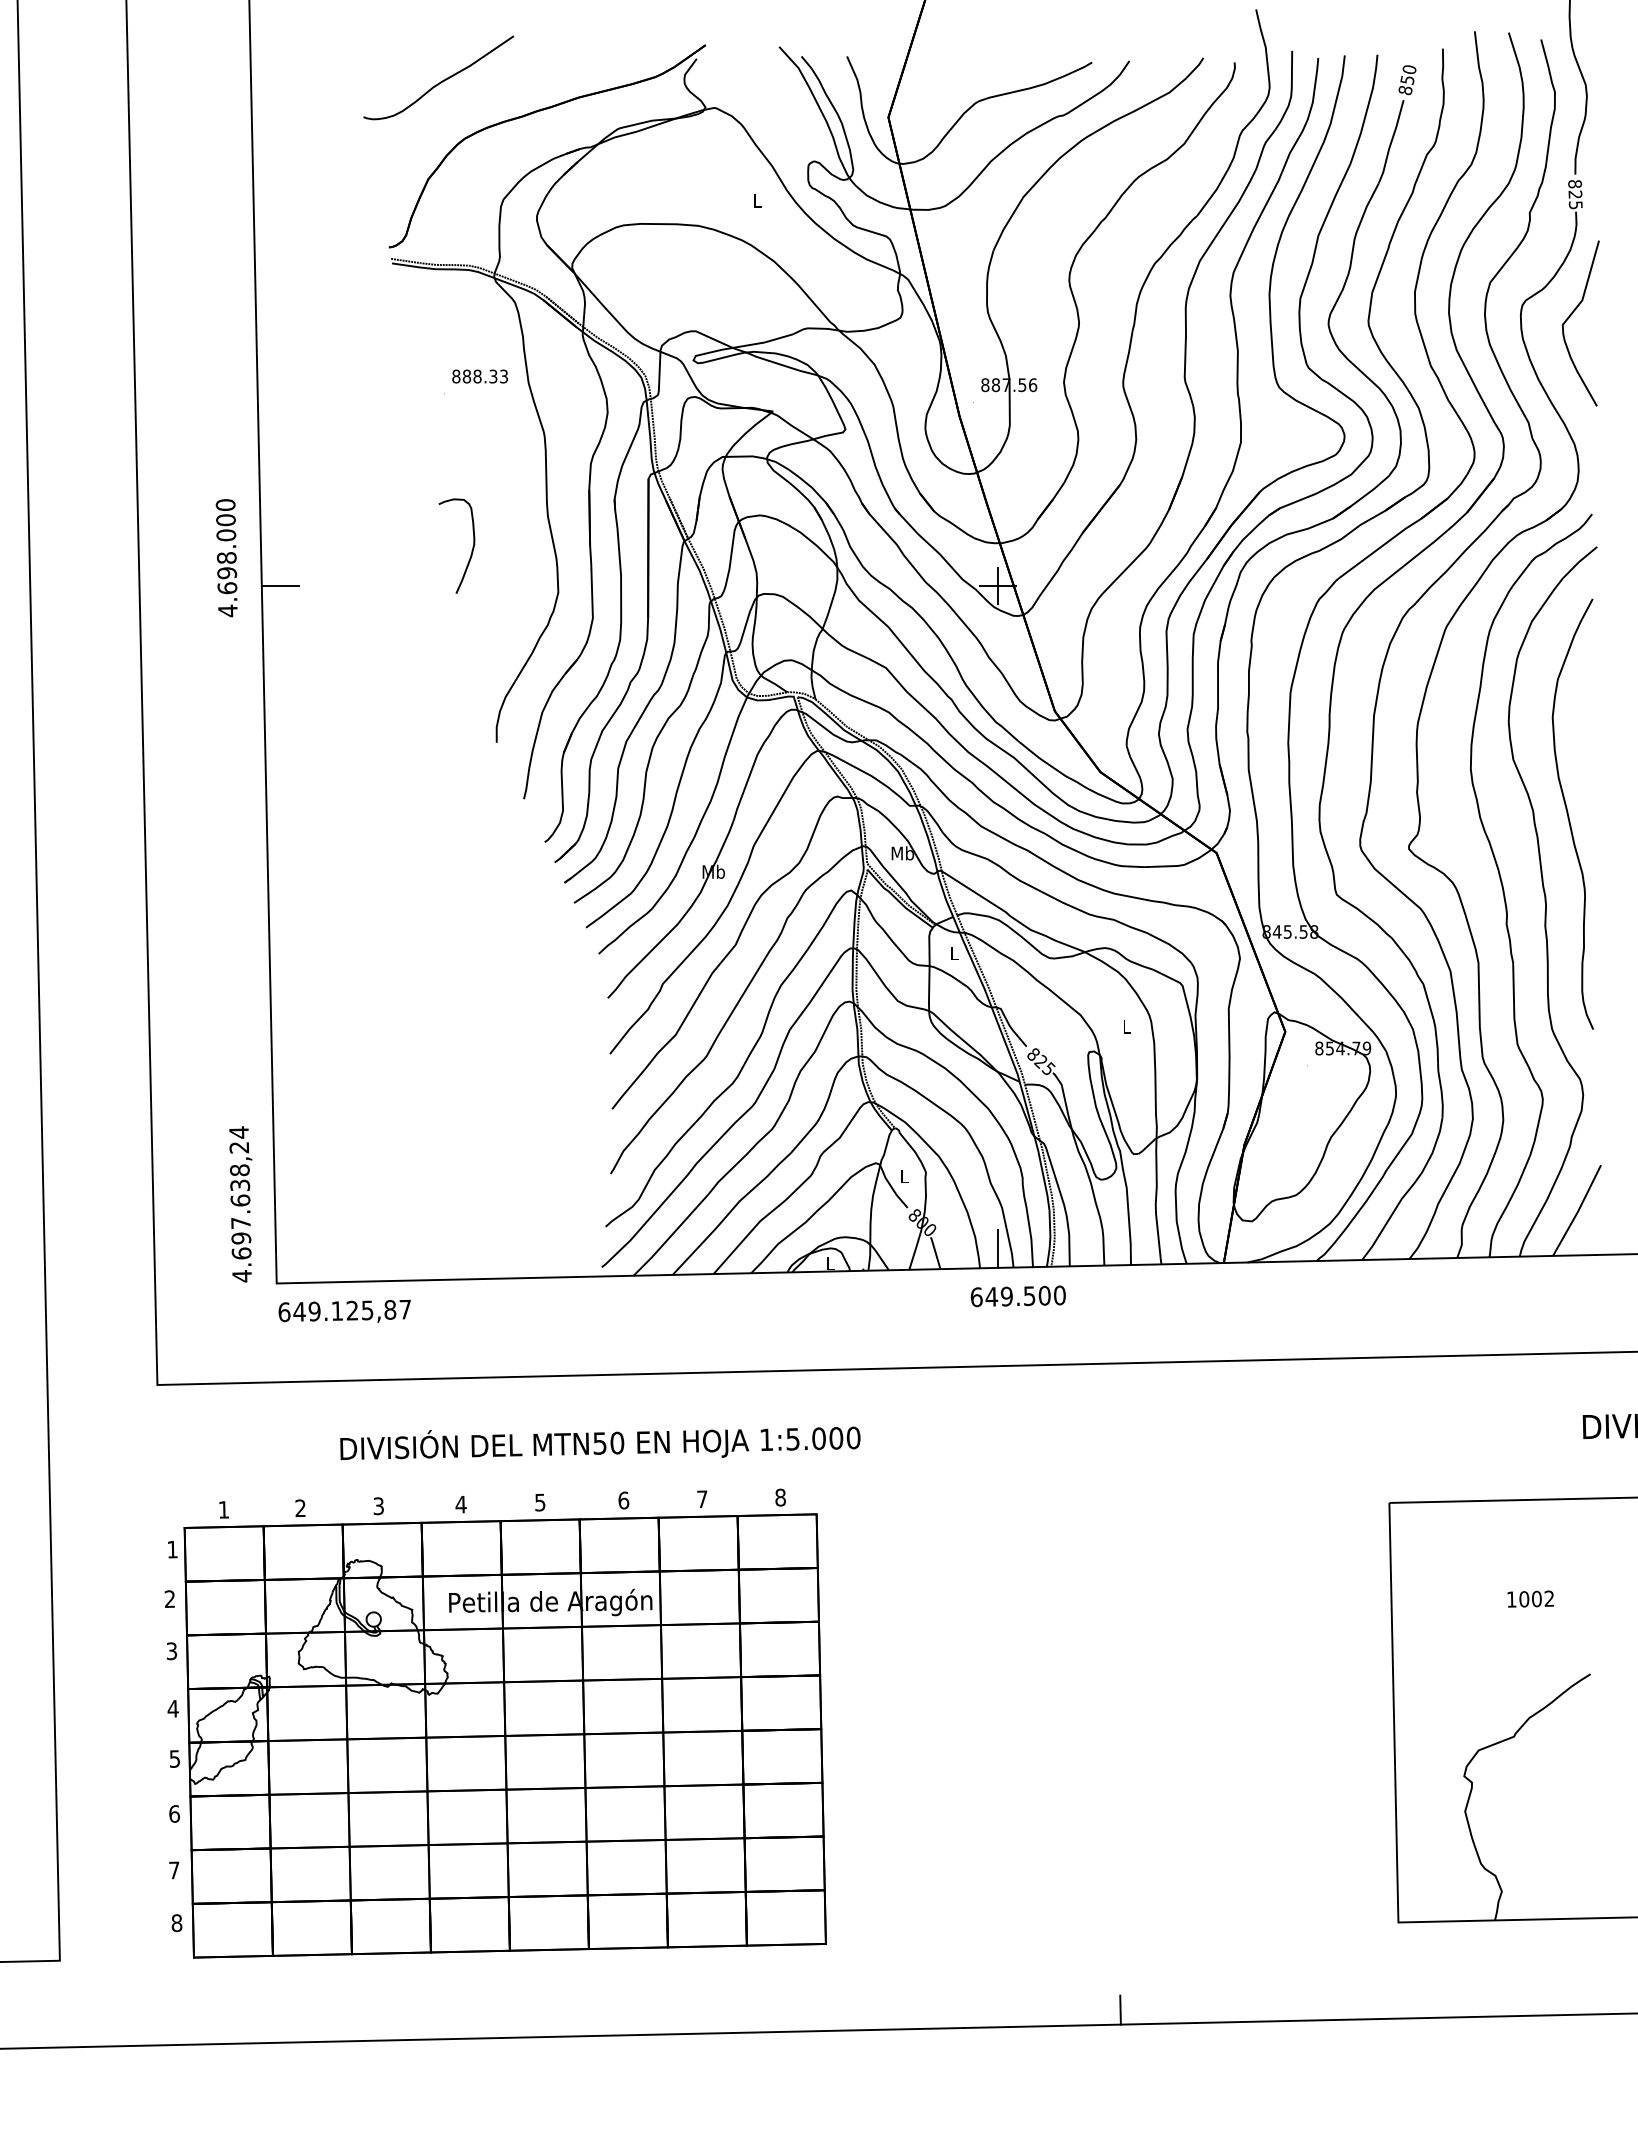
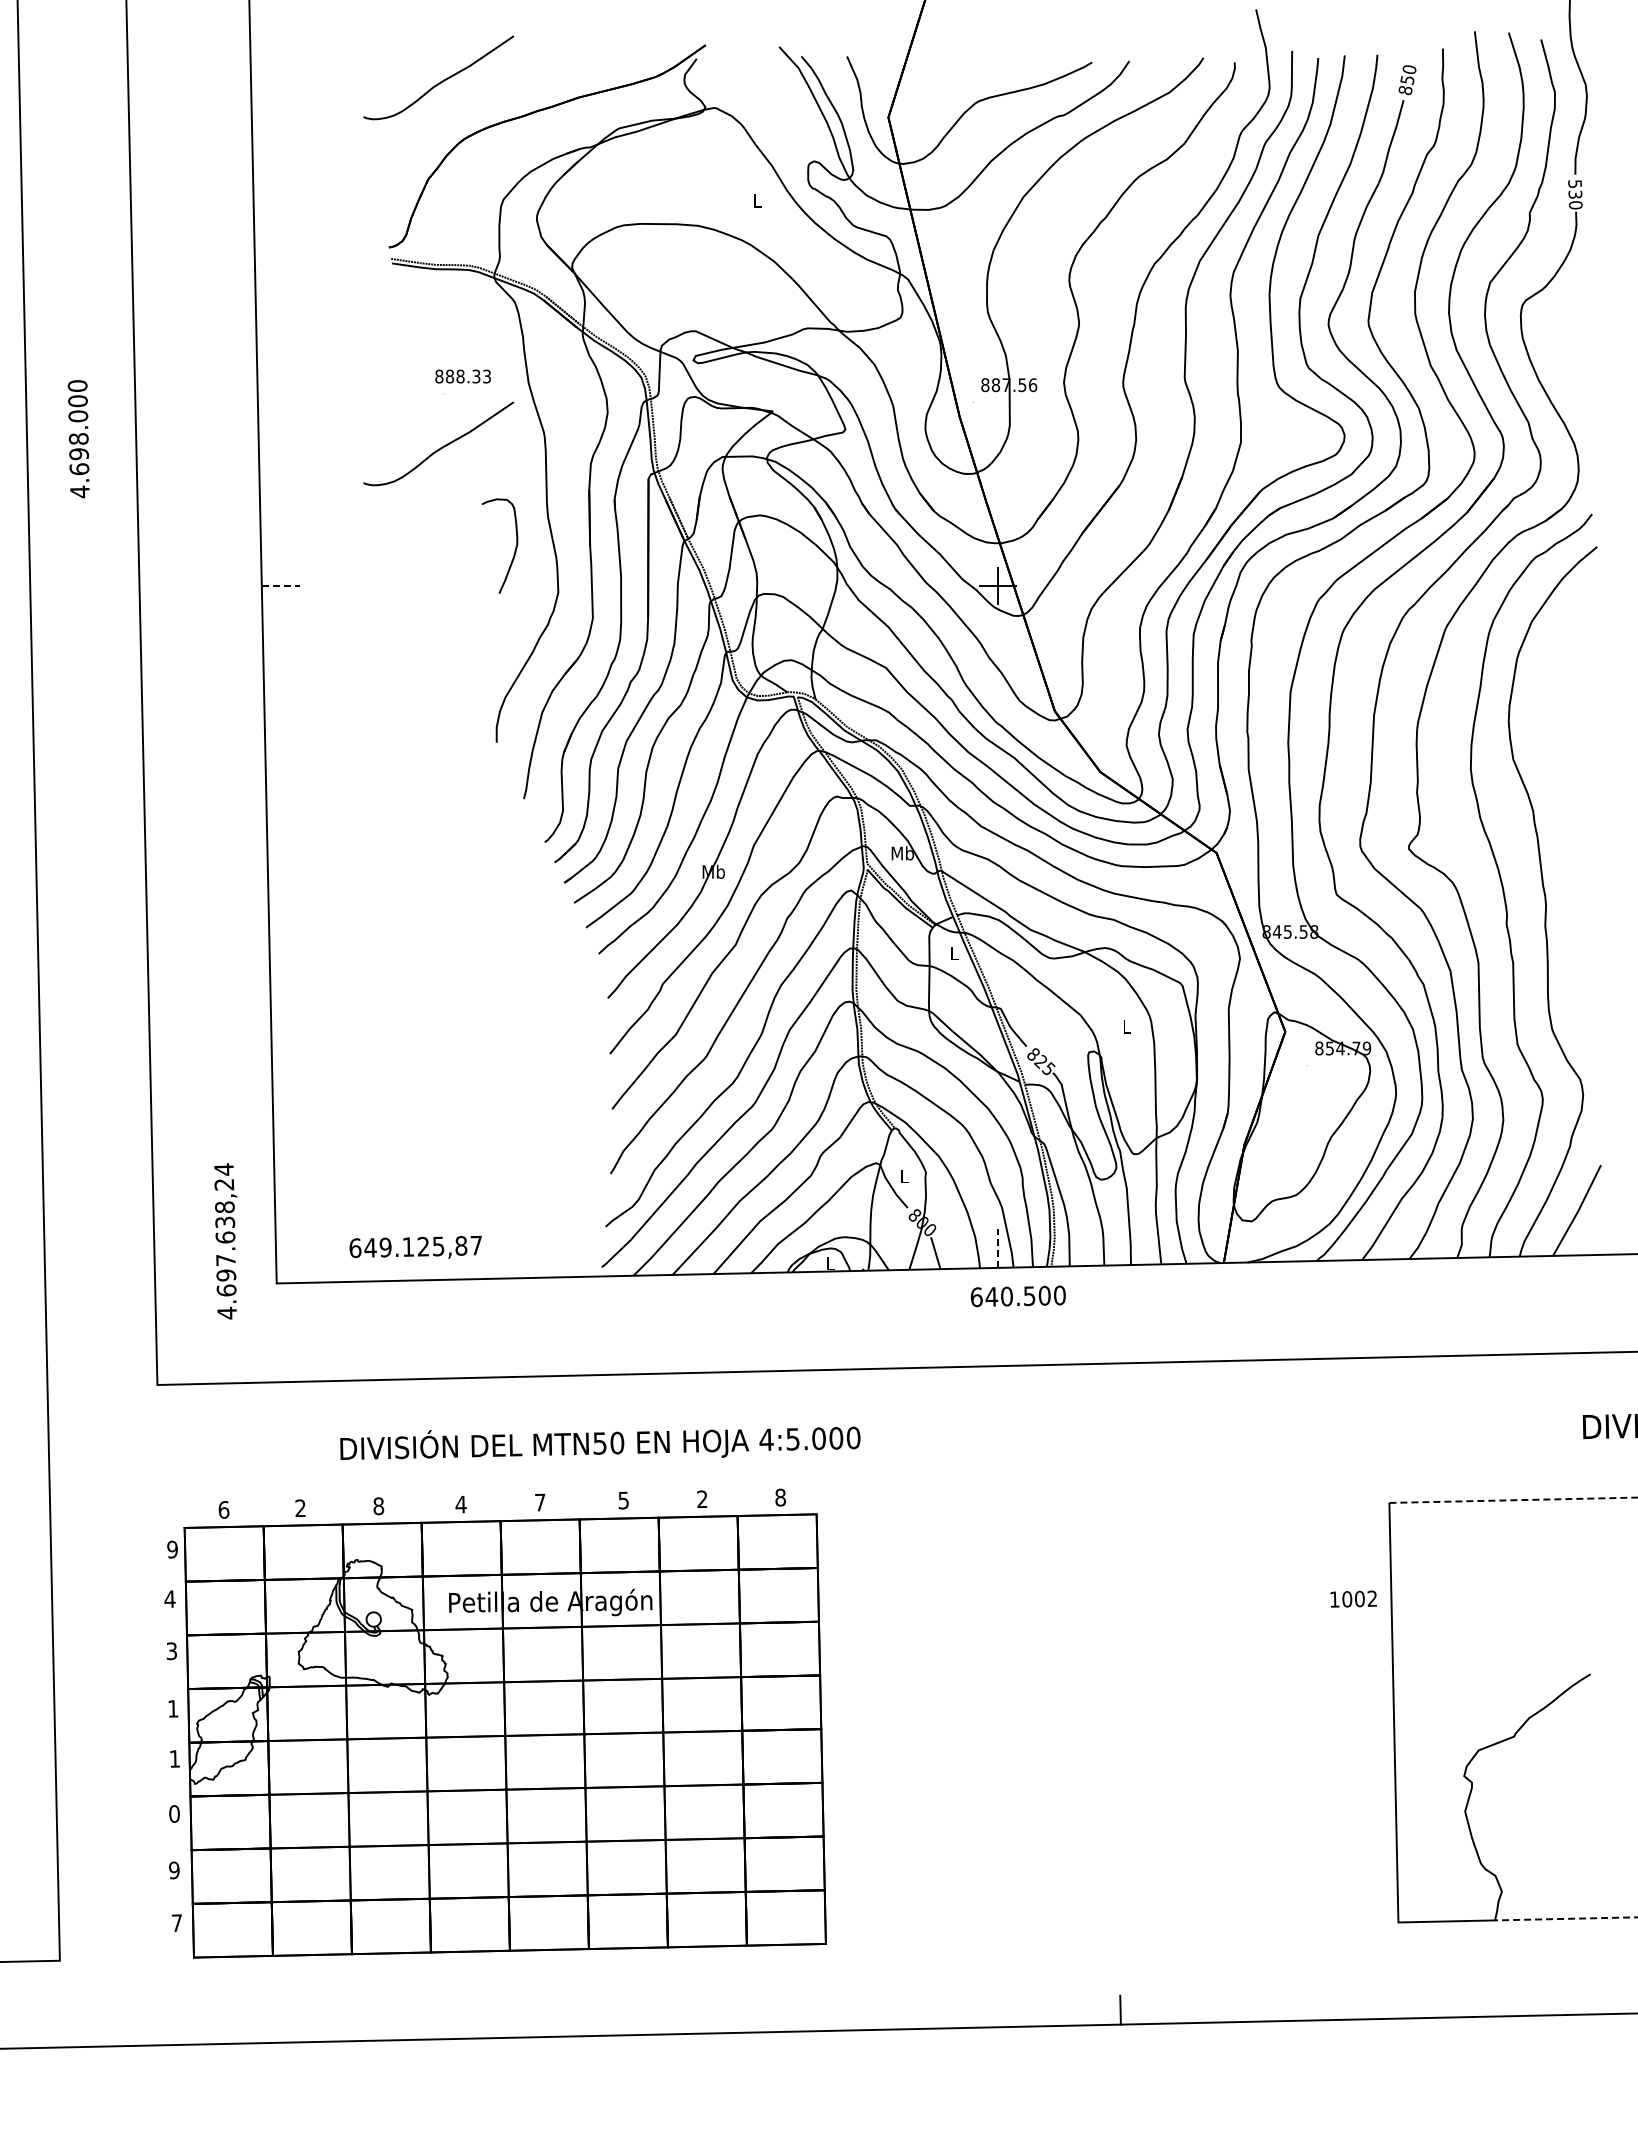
text: 825 -> 530 (1575, 194)
curve: present -> none (1572, 314)
text position: (479, 376) -> (462, 376) (462, 376)
curve: none -> present (440, 447)
curve position: (471, 550) -> (514, 550) (514, 550)
text position: (226, 558) -> (78, 439) (78, 439)
line: solid -> dashed (281, 586)
curve: present -> none (1568, 813)
text position: (240, 1204) -> (225, 1241) (225, 1241)
line: solid -> dashed (997, 1248)
text: 649.500 -> 640.500 (1006, 1296)
text position: (344, 1311) -> (415, 1247) (415, 1247)
text: 1:5.000 -> 4:5.000 (766, 1439)
text: 7 -> 2 (702, 1499)
text: 6 -> 5 (623, 1500)
line: solid -> dashed (1514, 1500)
text: 5 -> 7 (540, 1502)
text: 3 -> 8 (378, 1506)
text: 1 -> 6 (223, 1509)
text: 1 -> 9 (172, 1549)
text: 2 -> 4 (169, 1598)
text position: (1530, 1598) -> (1353, 1598) (1353, 1598)
text: 4 -> 1 (172, 1708)
text: 5 -> 1 (174, 1758)
text: 6 -> 0 (174, 1813)
text: 7 -> 9 (174, 1870)
line: solid -> dashed (1565, 1918)
text: 8 -> 7 (176, 1923)
